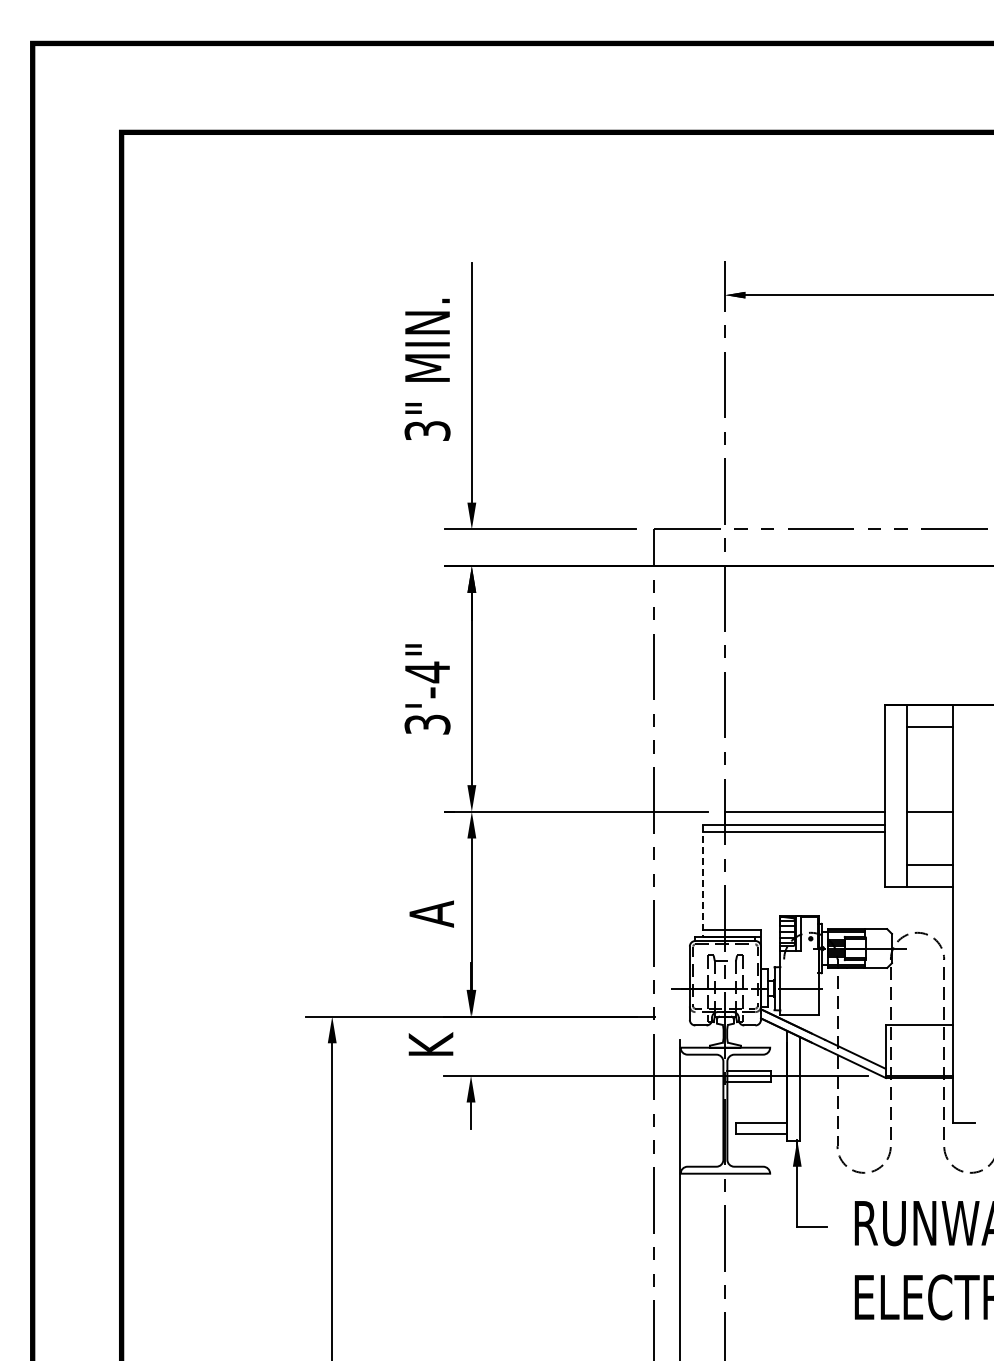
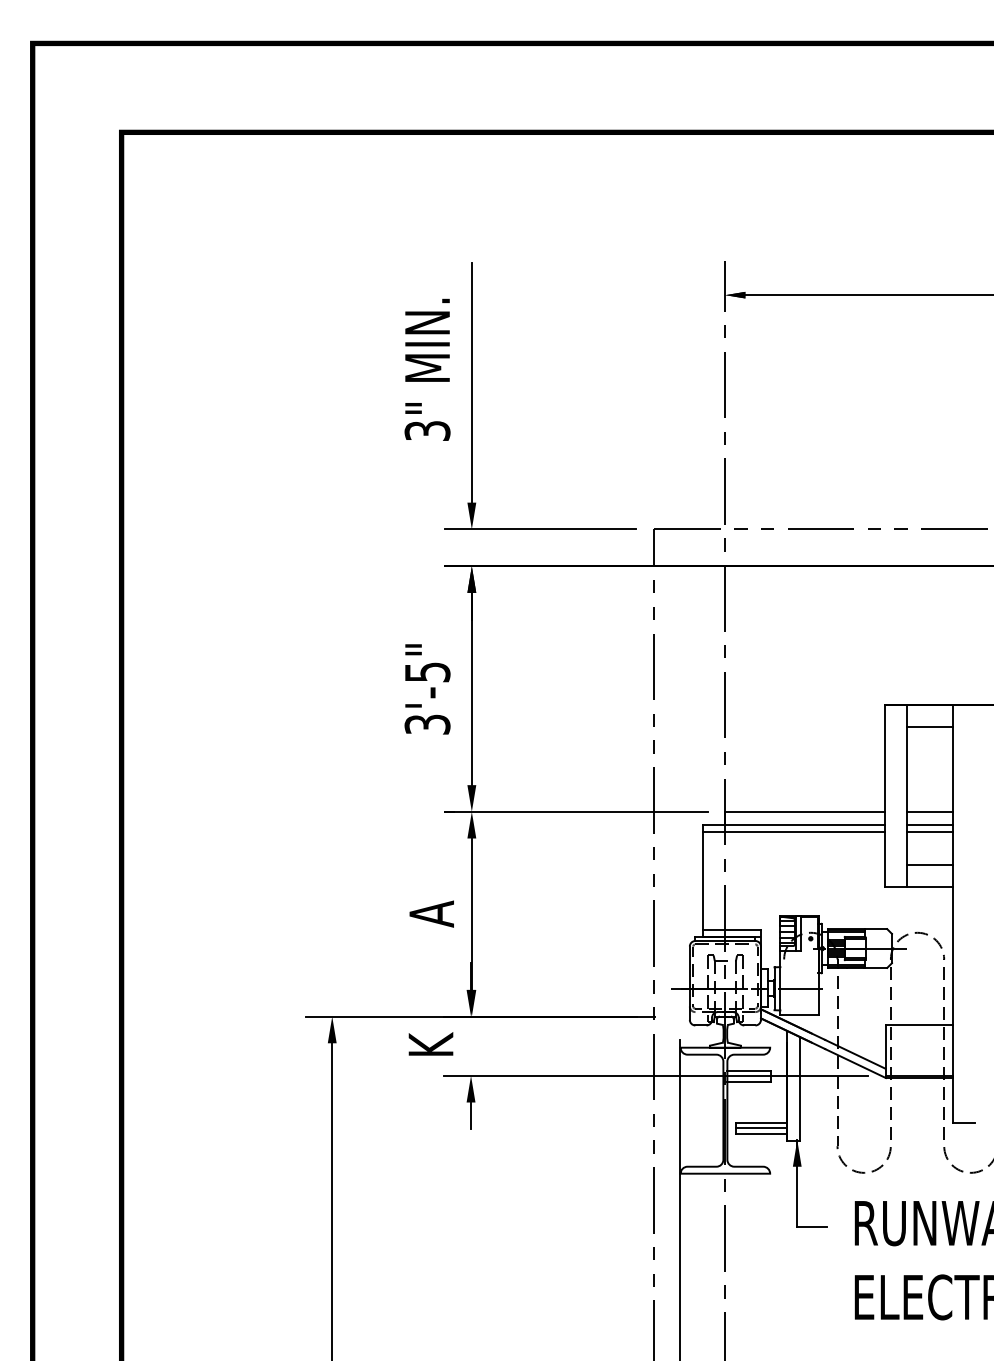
text: 3'-4" -> 3'-5" (427, 672)
line: none -> present (929, 825)
line: none -> present (929, 832)
line: dashed -> solid (703, 880)
line: none -> present (761, 1128)
